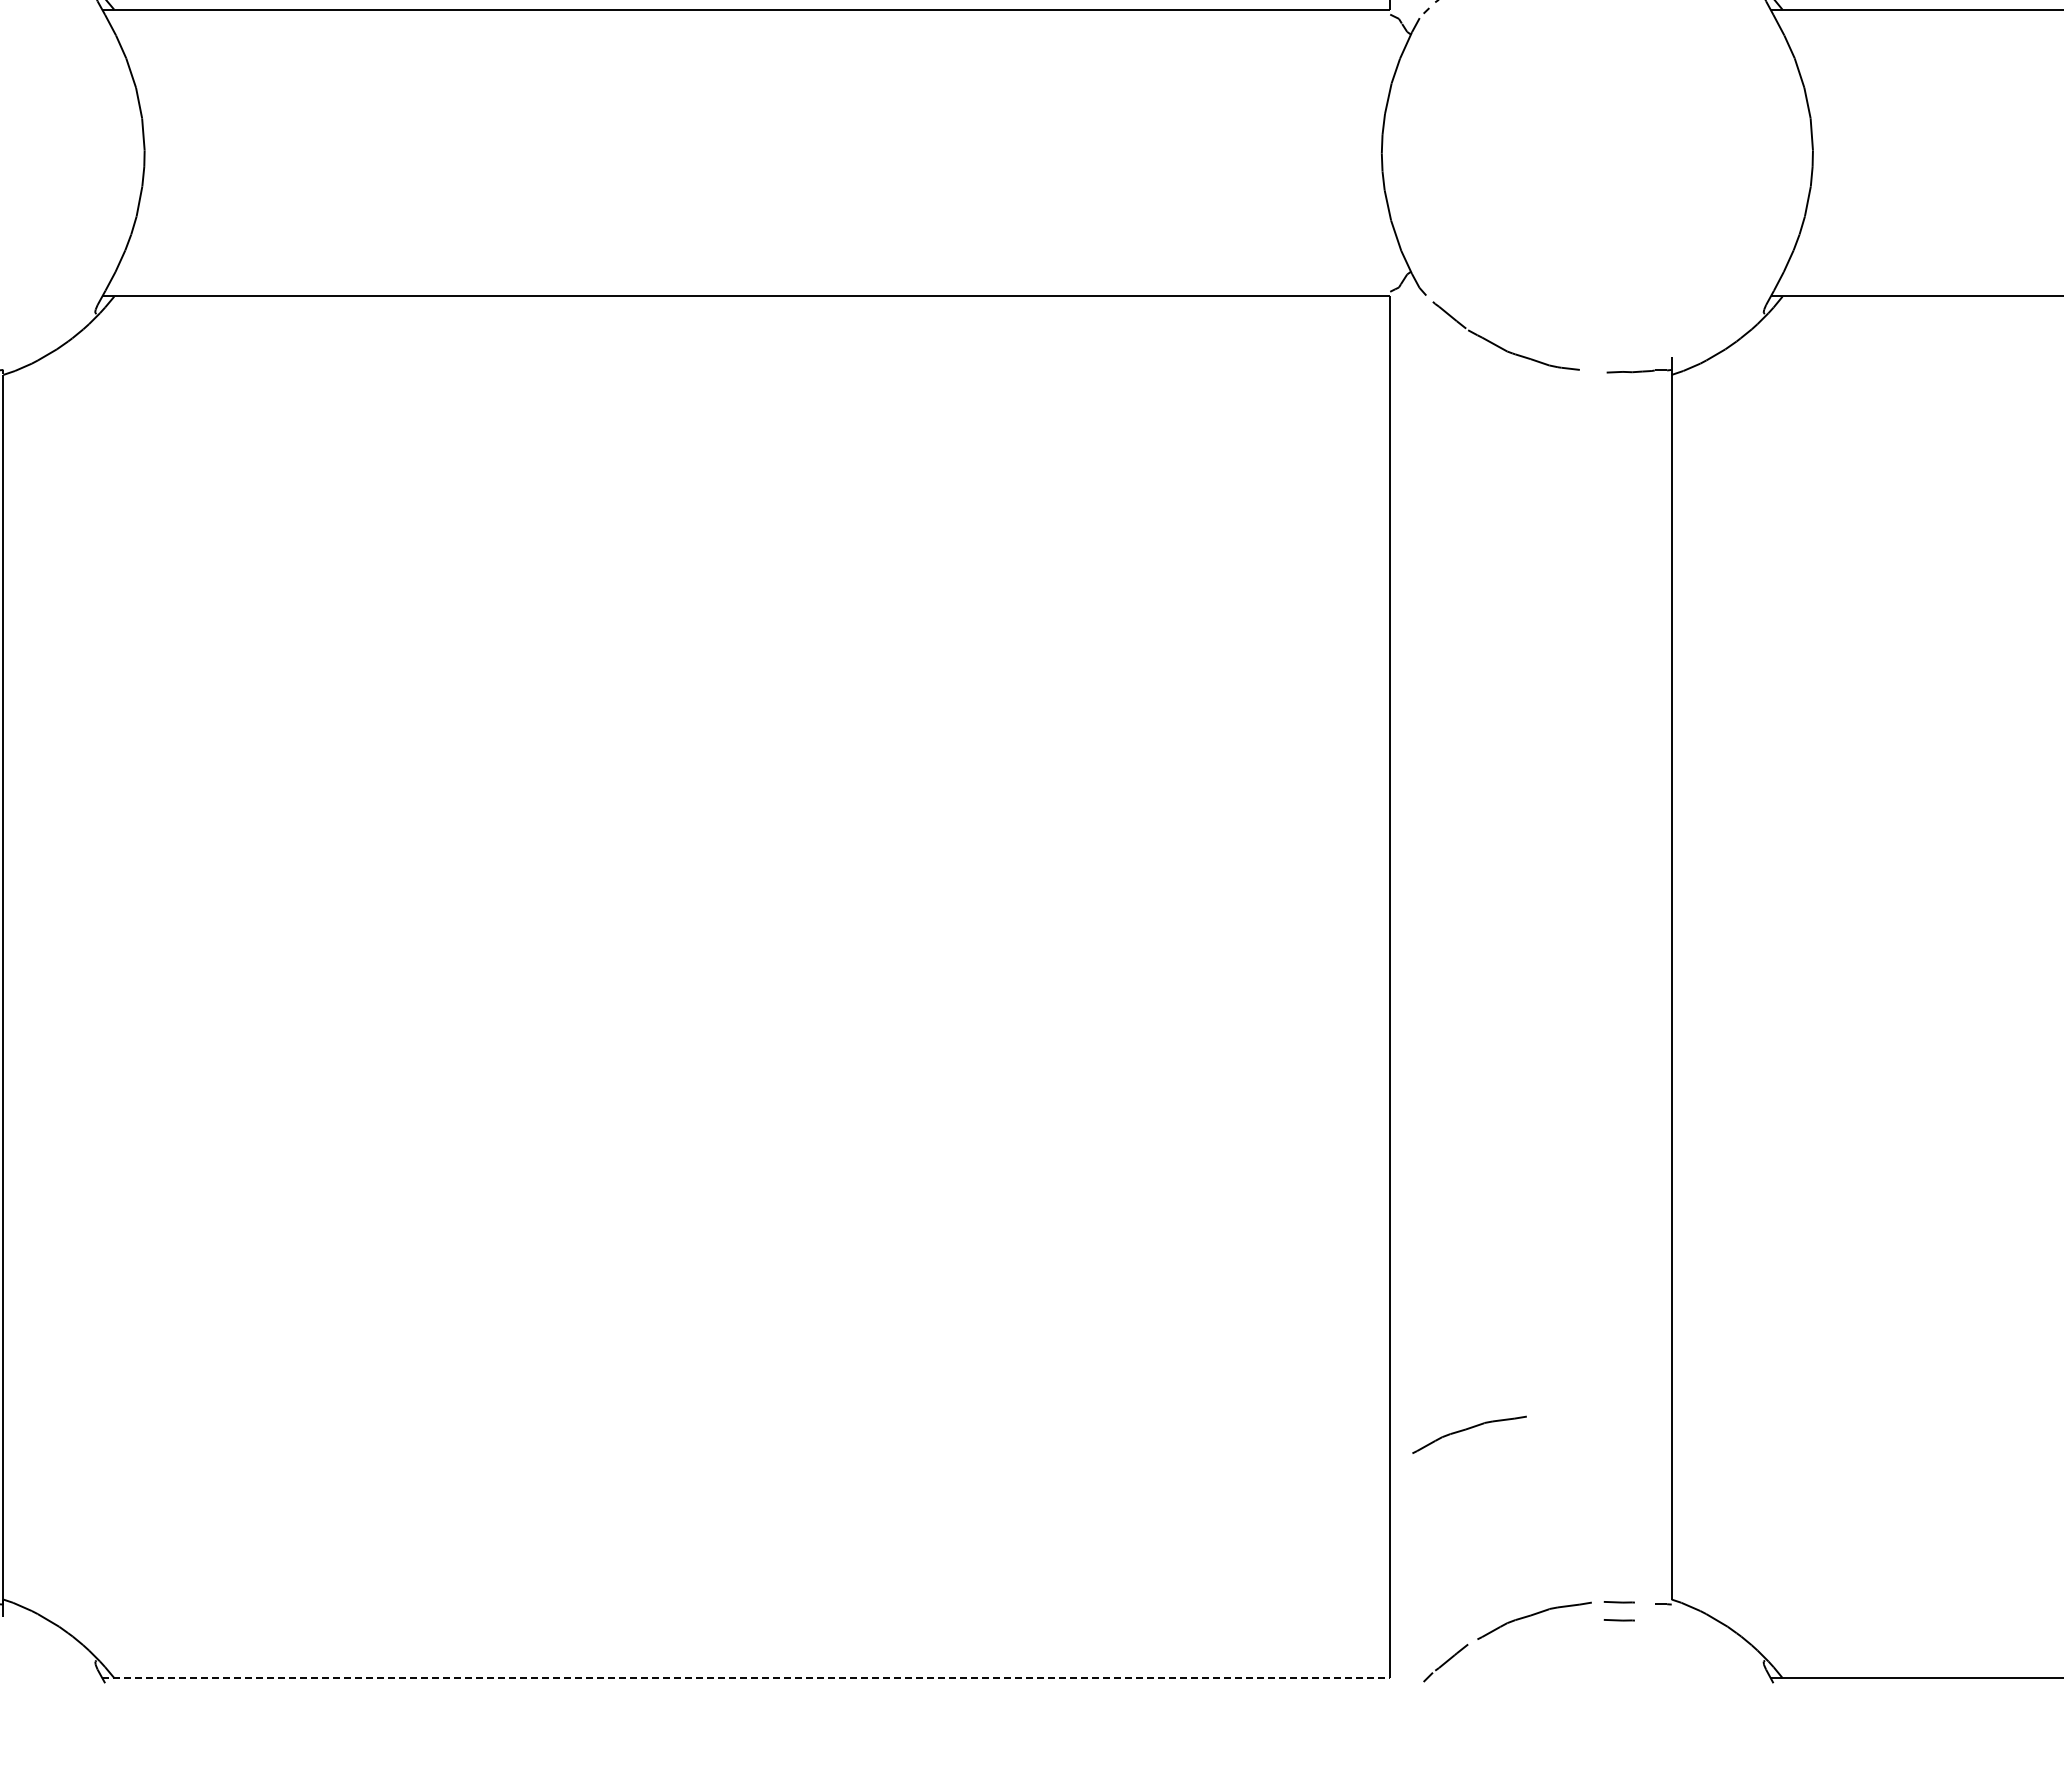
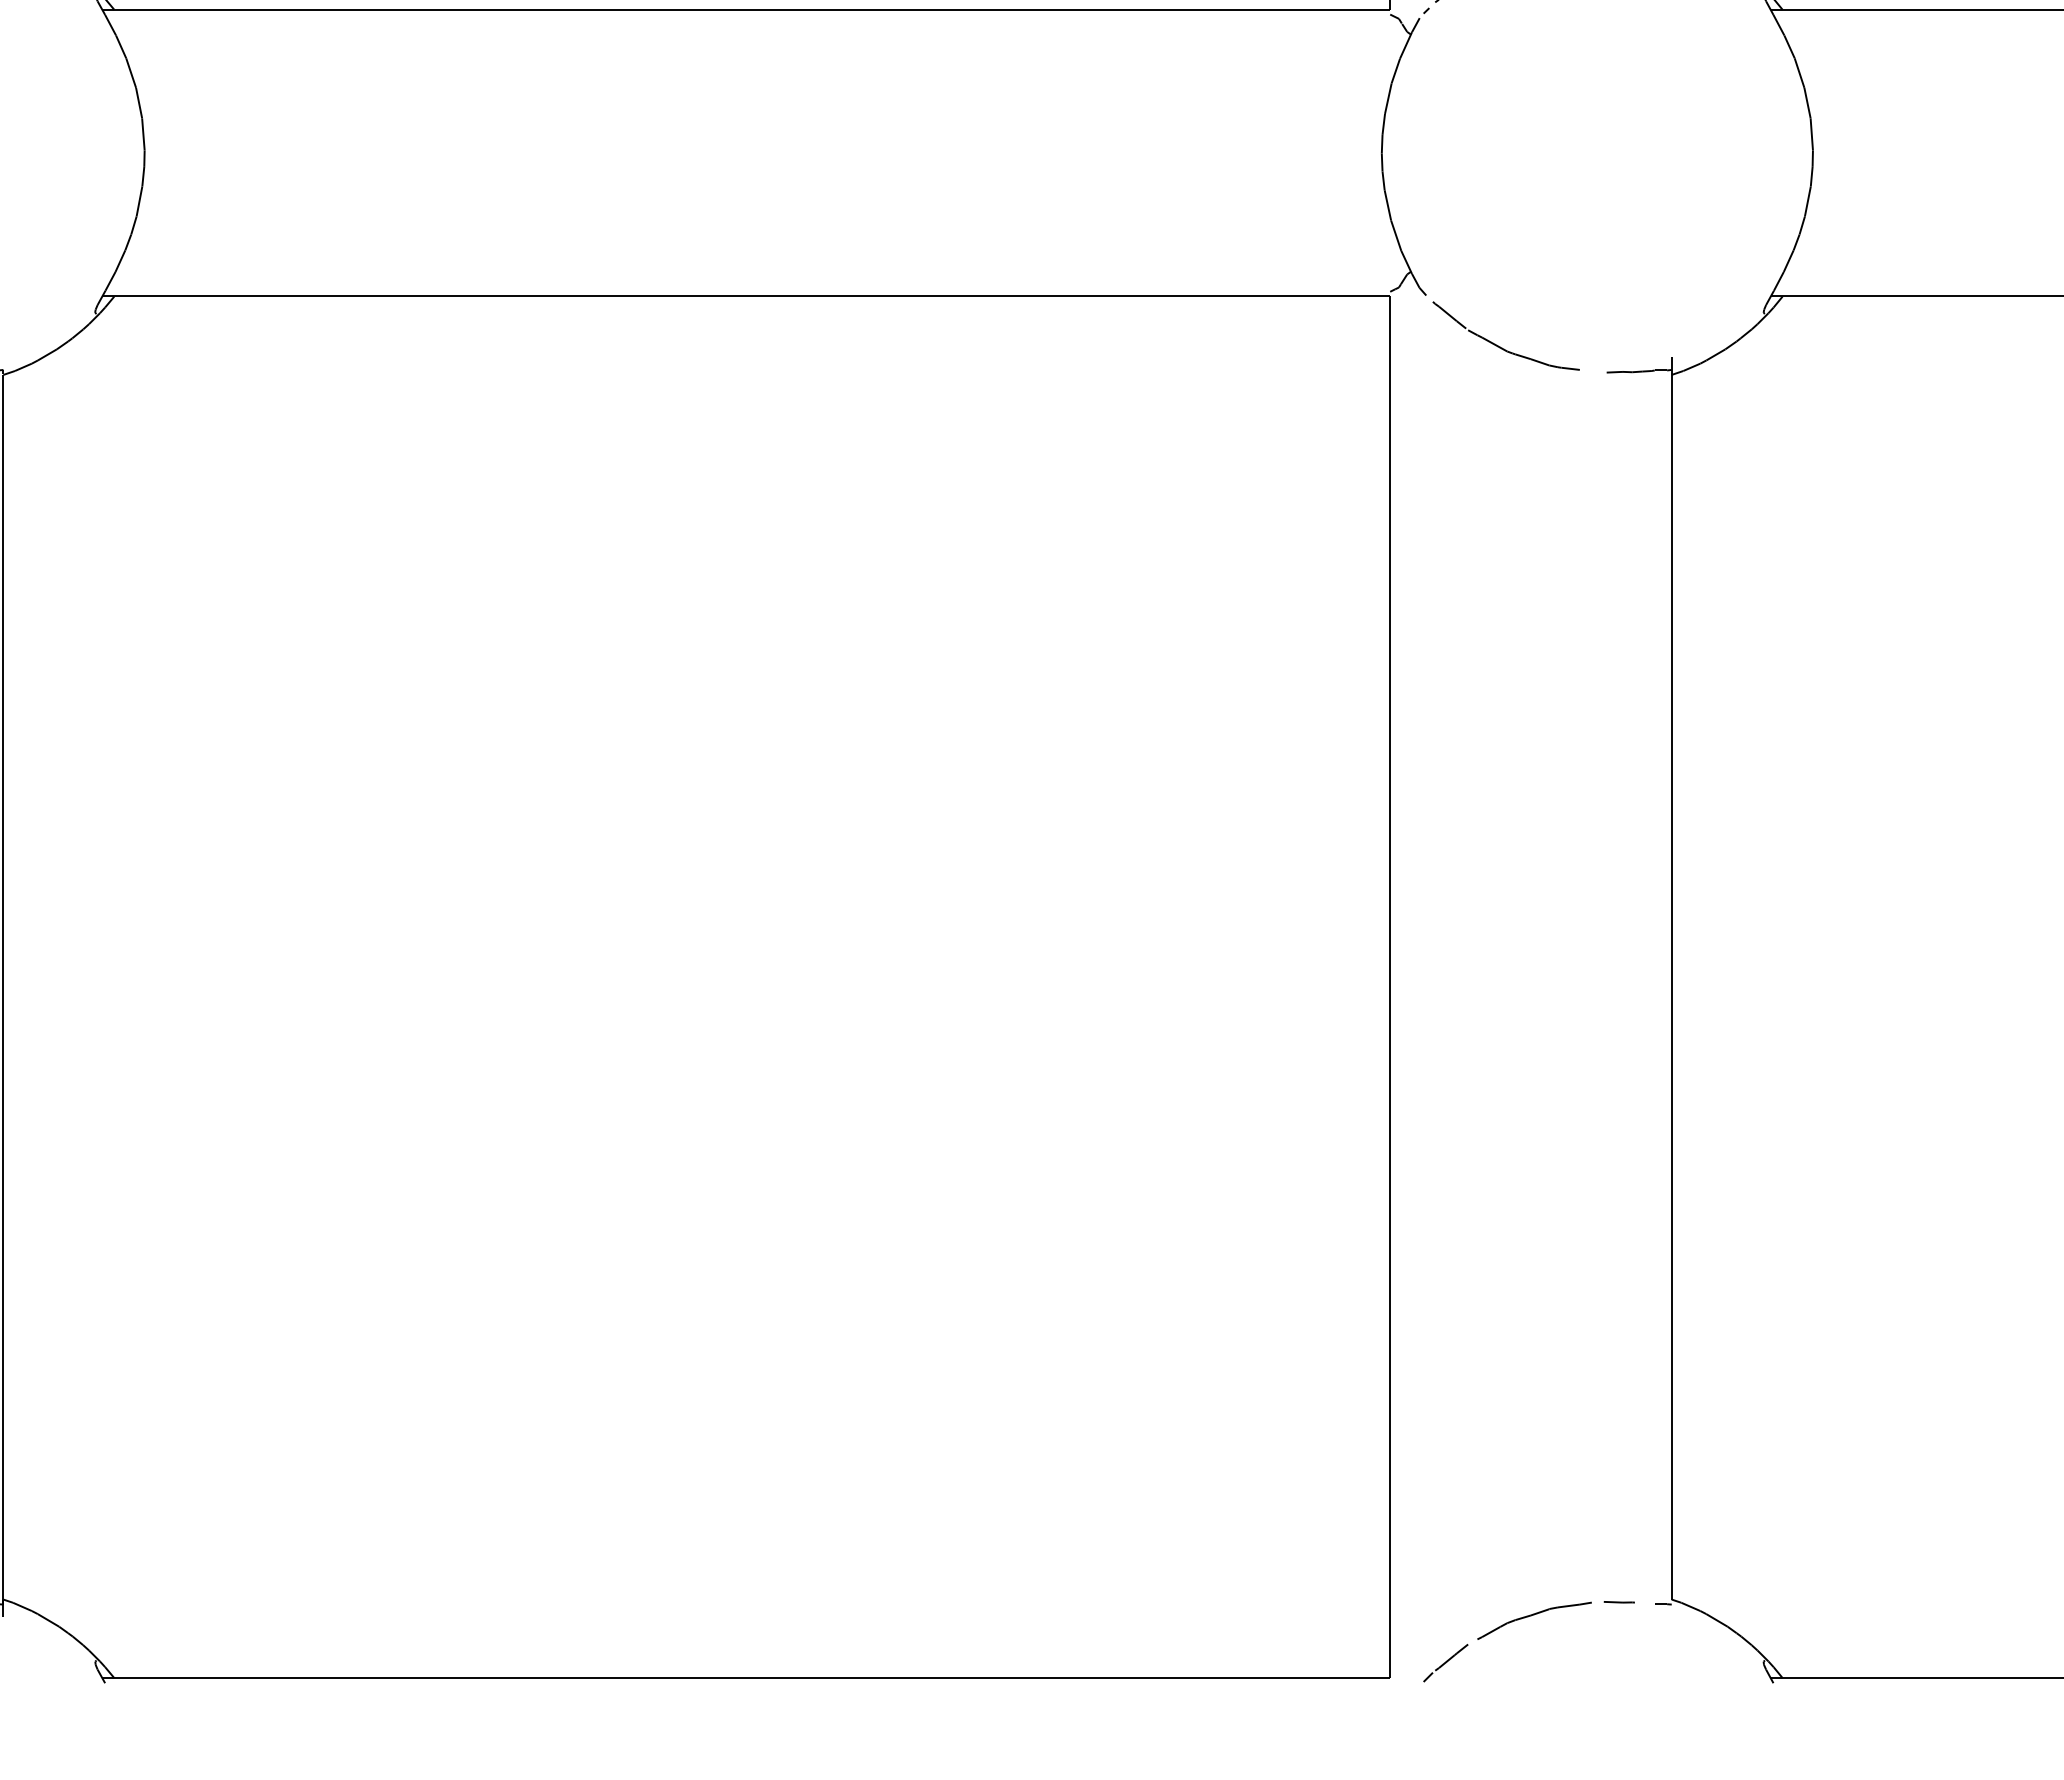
part: present -> none (1469, 1434)
line: present -> none (1618, 1620)
line: dashed -> solid (746, 1678)
